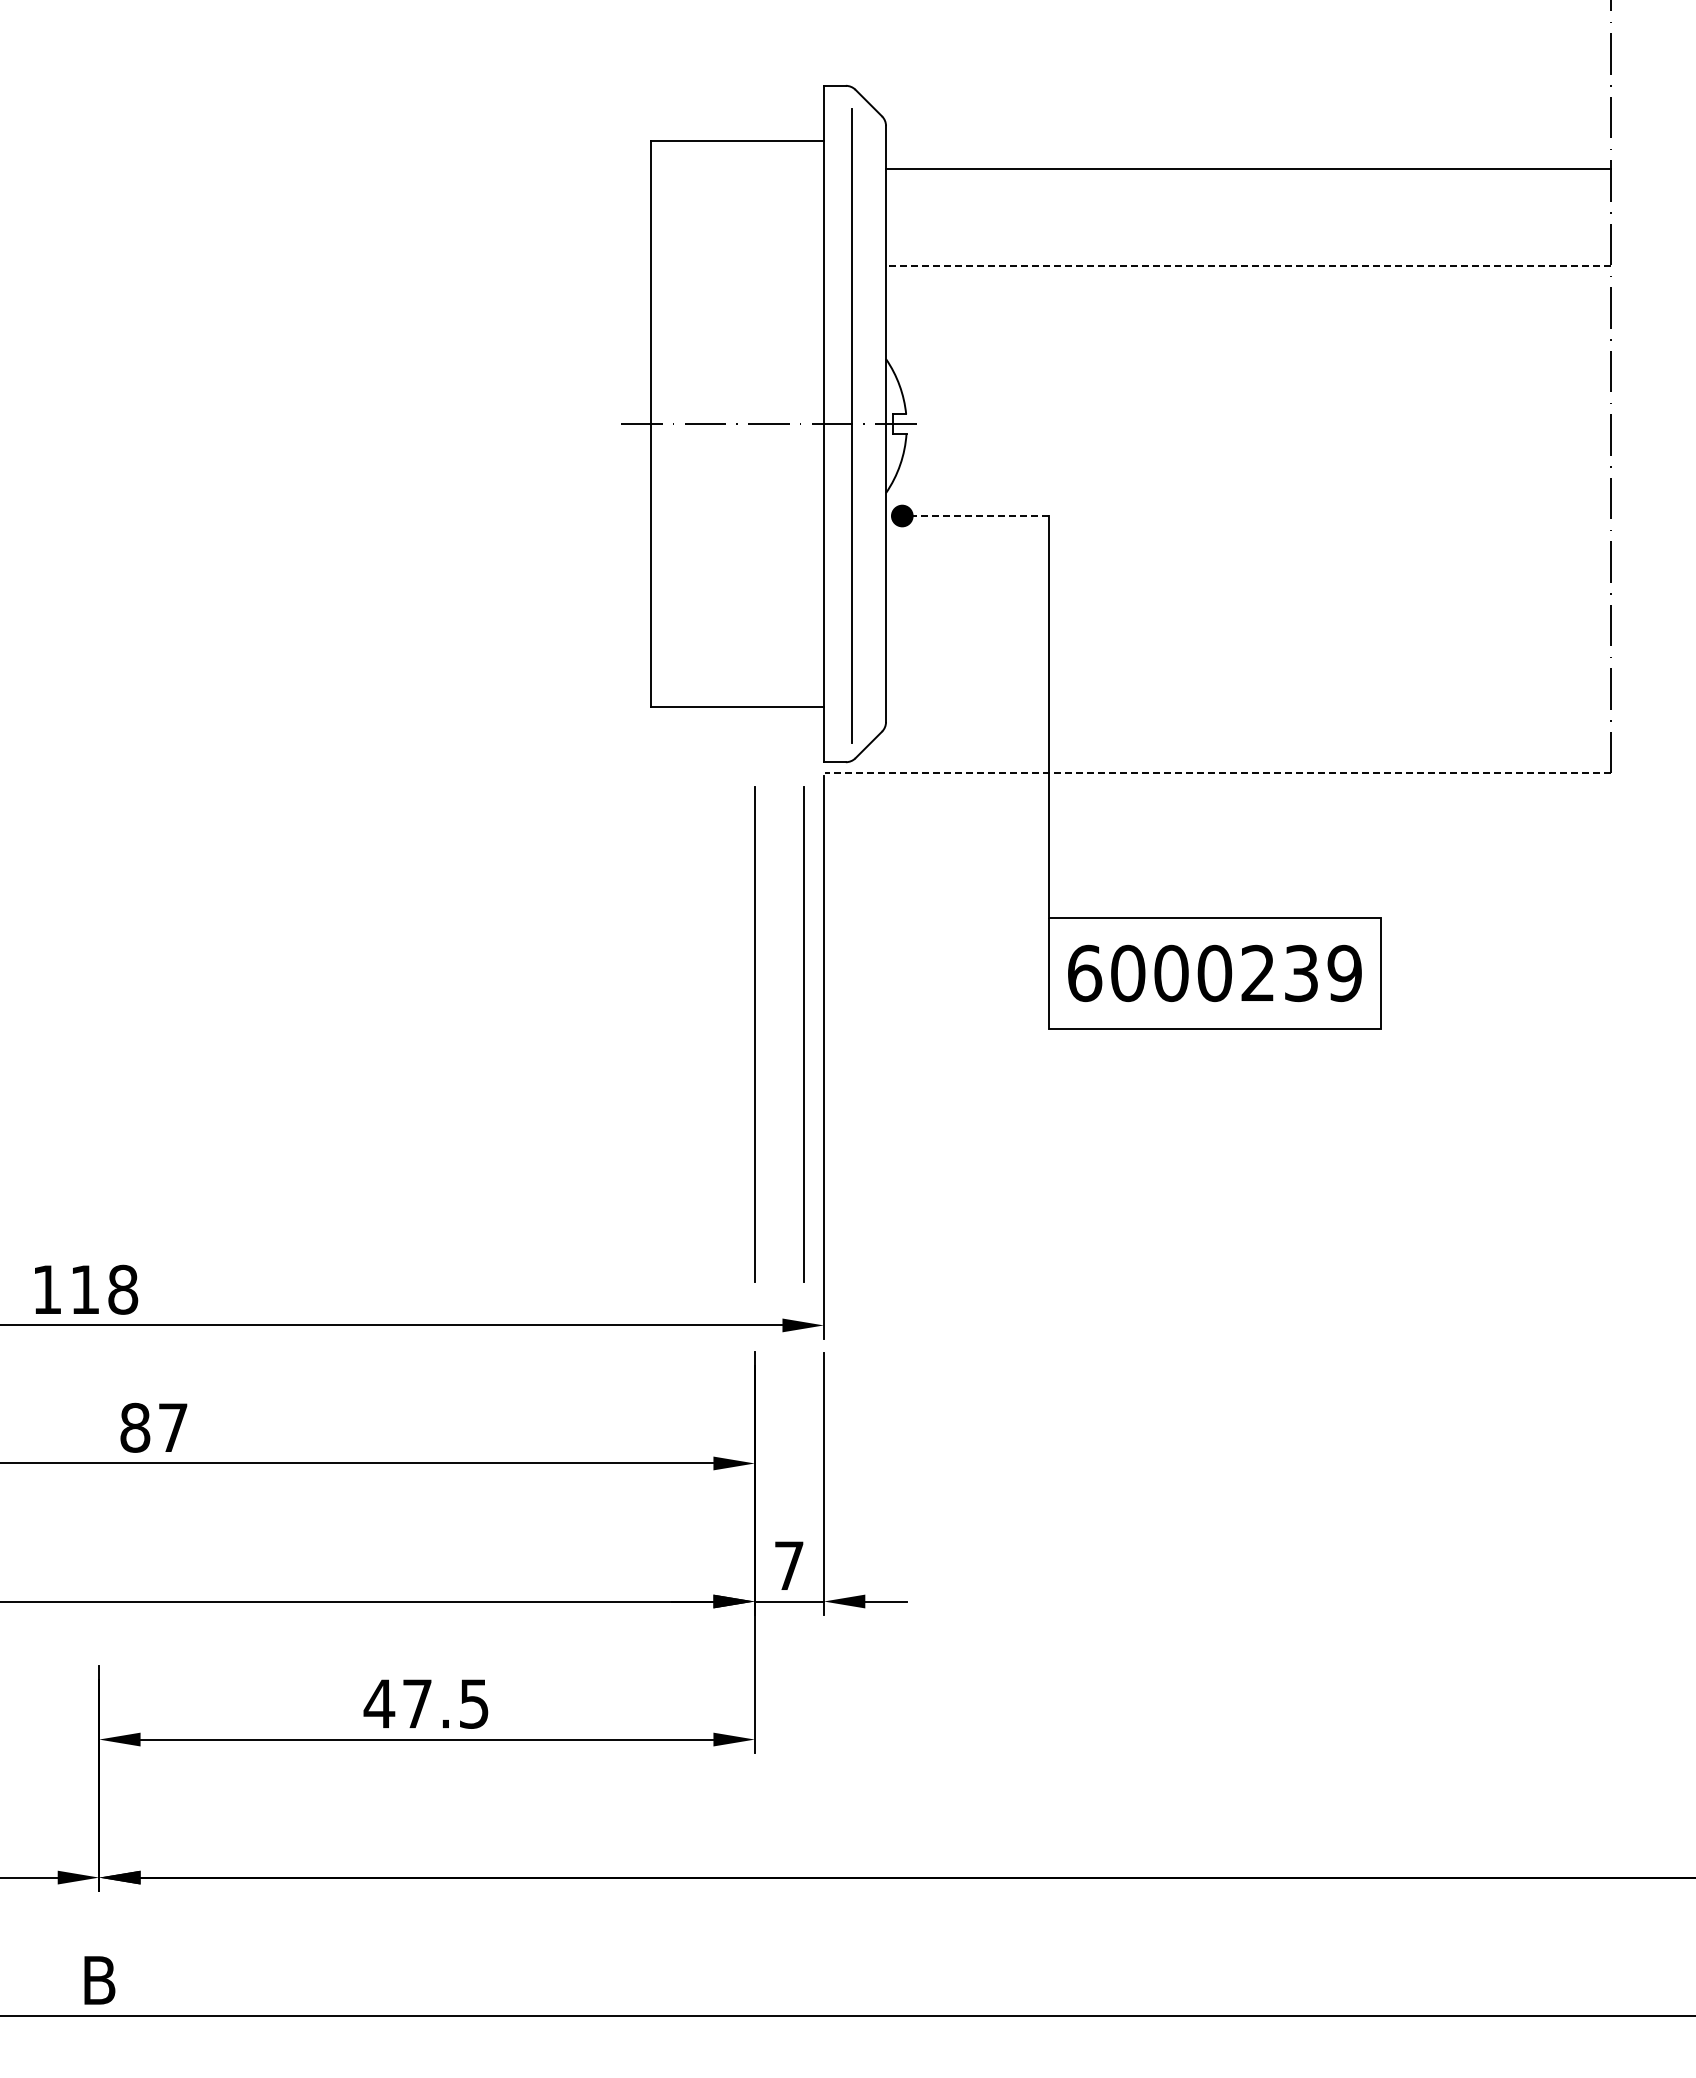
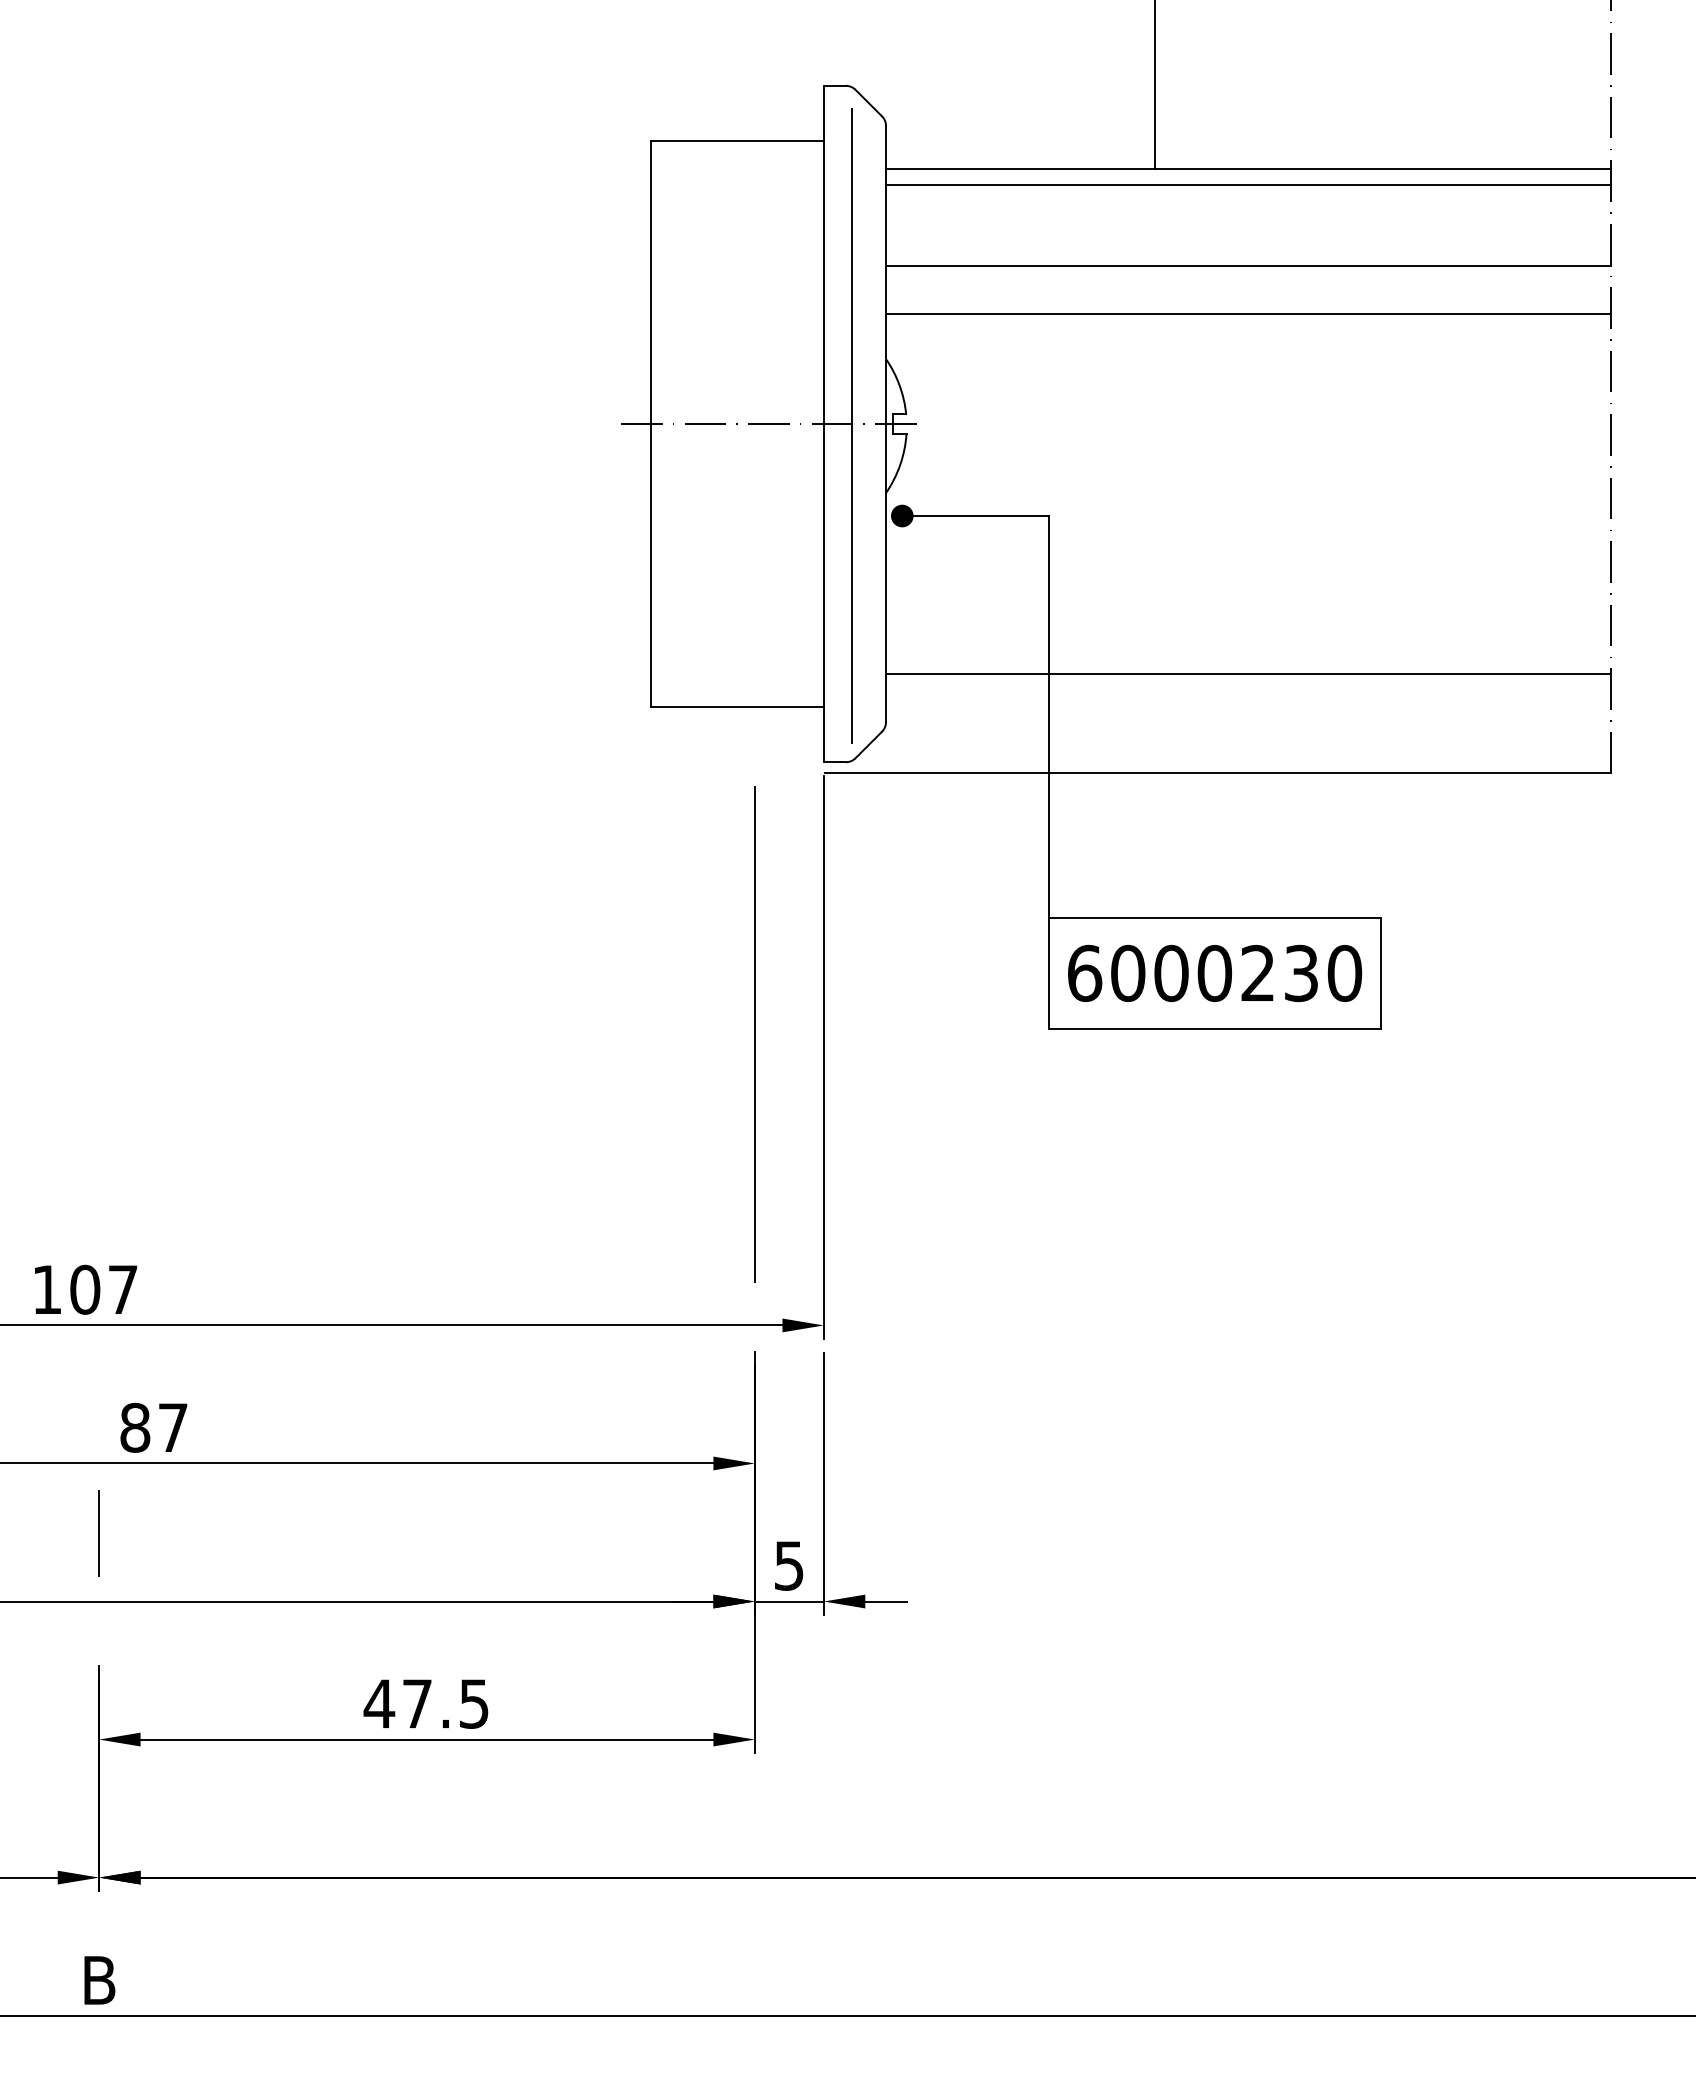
line: none -> present (1154, 85)
line: none -> present (1248, 185)
line: dashed -> solid (1247, 265)
line: none -> present (1248, 314)
line: dashed -> solid (975, 516)
line: none -> present (1248, 673)
line: dashed -> solid (1217, 773)
text: 6000239 -> 6000230 (1344, 973)
line: present -> none (803, 1034)
text: 118 -> 107 (104, 1289)
line: none -> present (99, 1533)
text: 7 -> 5 (789, 1565)
